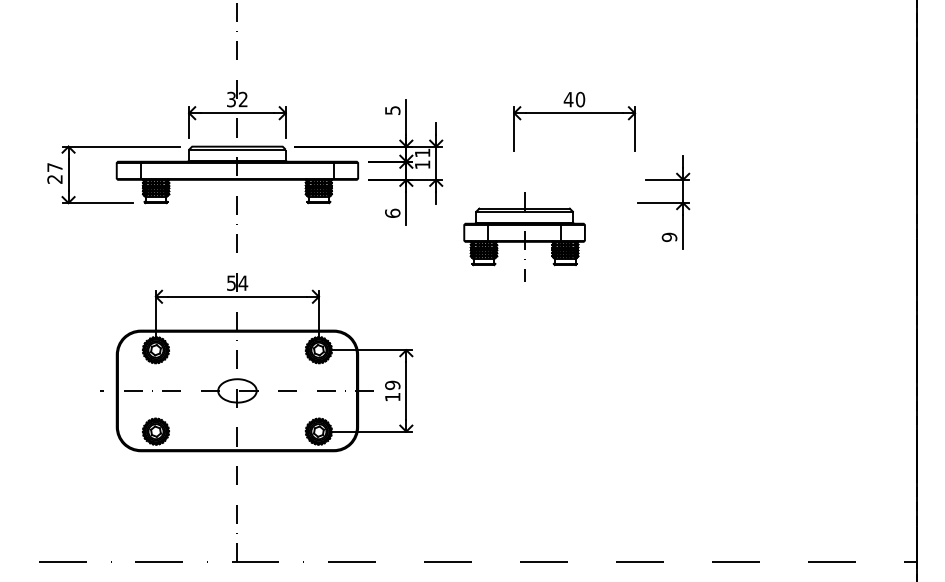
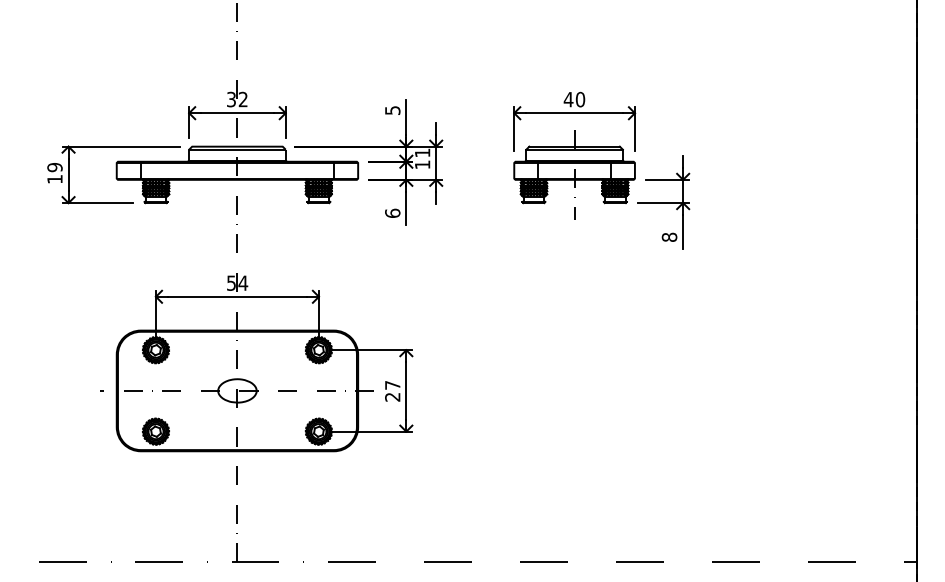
text: 27 -> 19 (54, 173)
part position: (524, 236) -> (574, 174) (574, 174)
text: 9 -> 8 (669, 237)
text: 19 -> 27 (392, 390)
